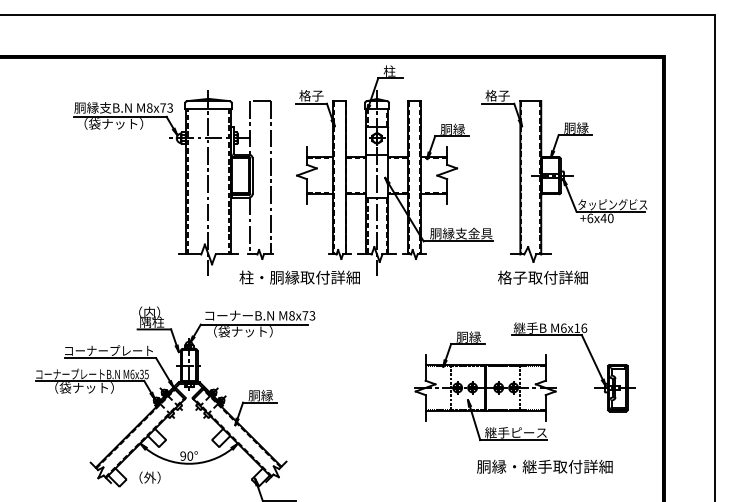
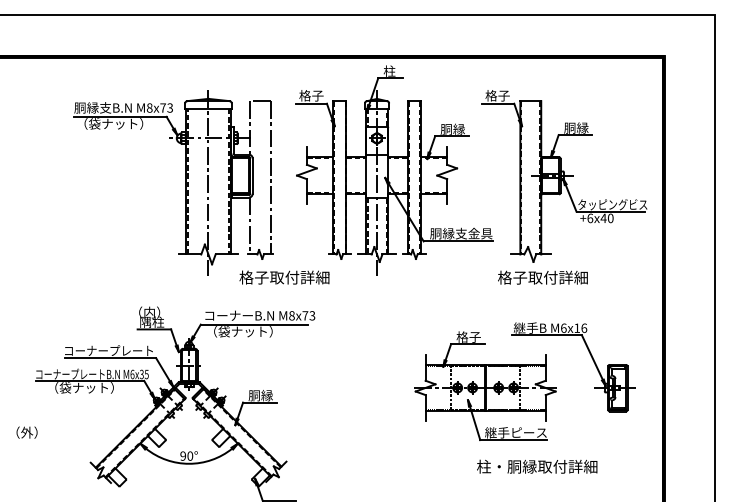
text: 柱・胴縁取付詳細 -> 格子取付詳細 (300, 277)
text: 胴縁 -> 格子 (468, 336)
text: 胴縁・継手取付詳細 -> 柱・胴縁取付詳細 (544, 466)
text position: (149, 477) -> (26, 432) (26, 432)
